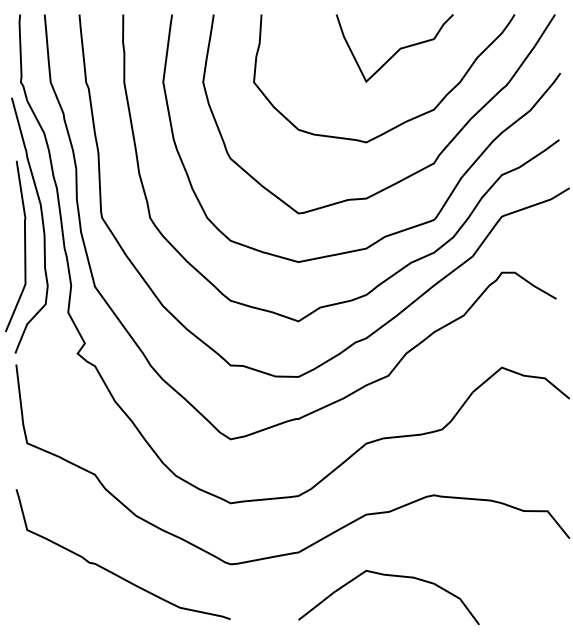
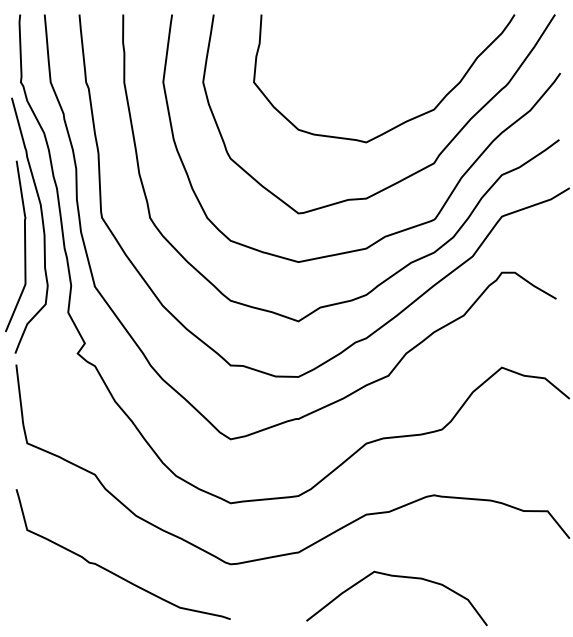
curve: present -> none (397, 50)
curve position: (389, 576) -> (397, 577) (397, 577)
